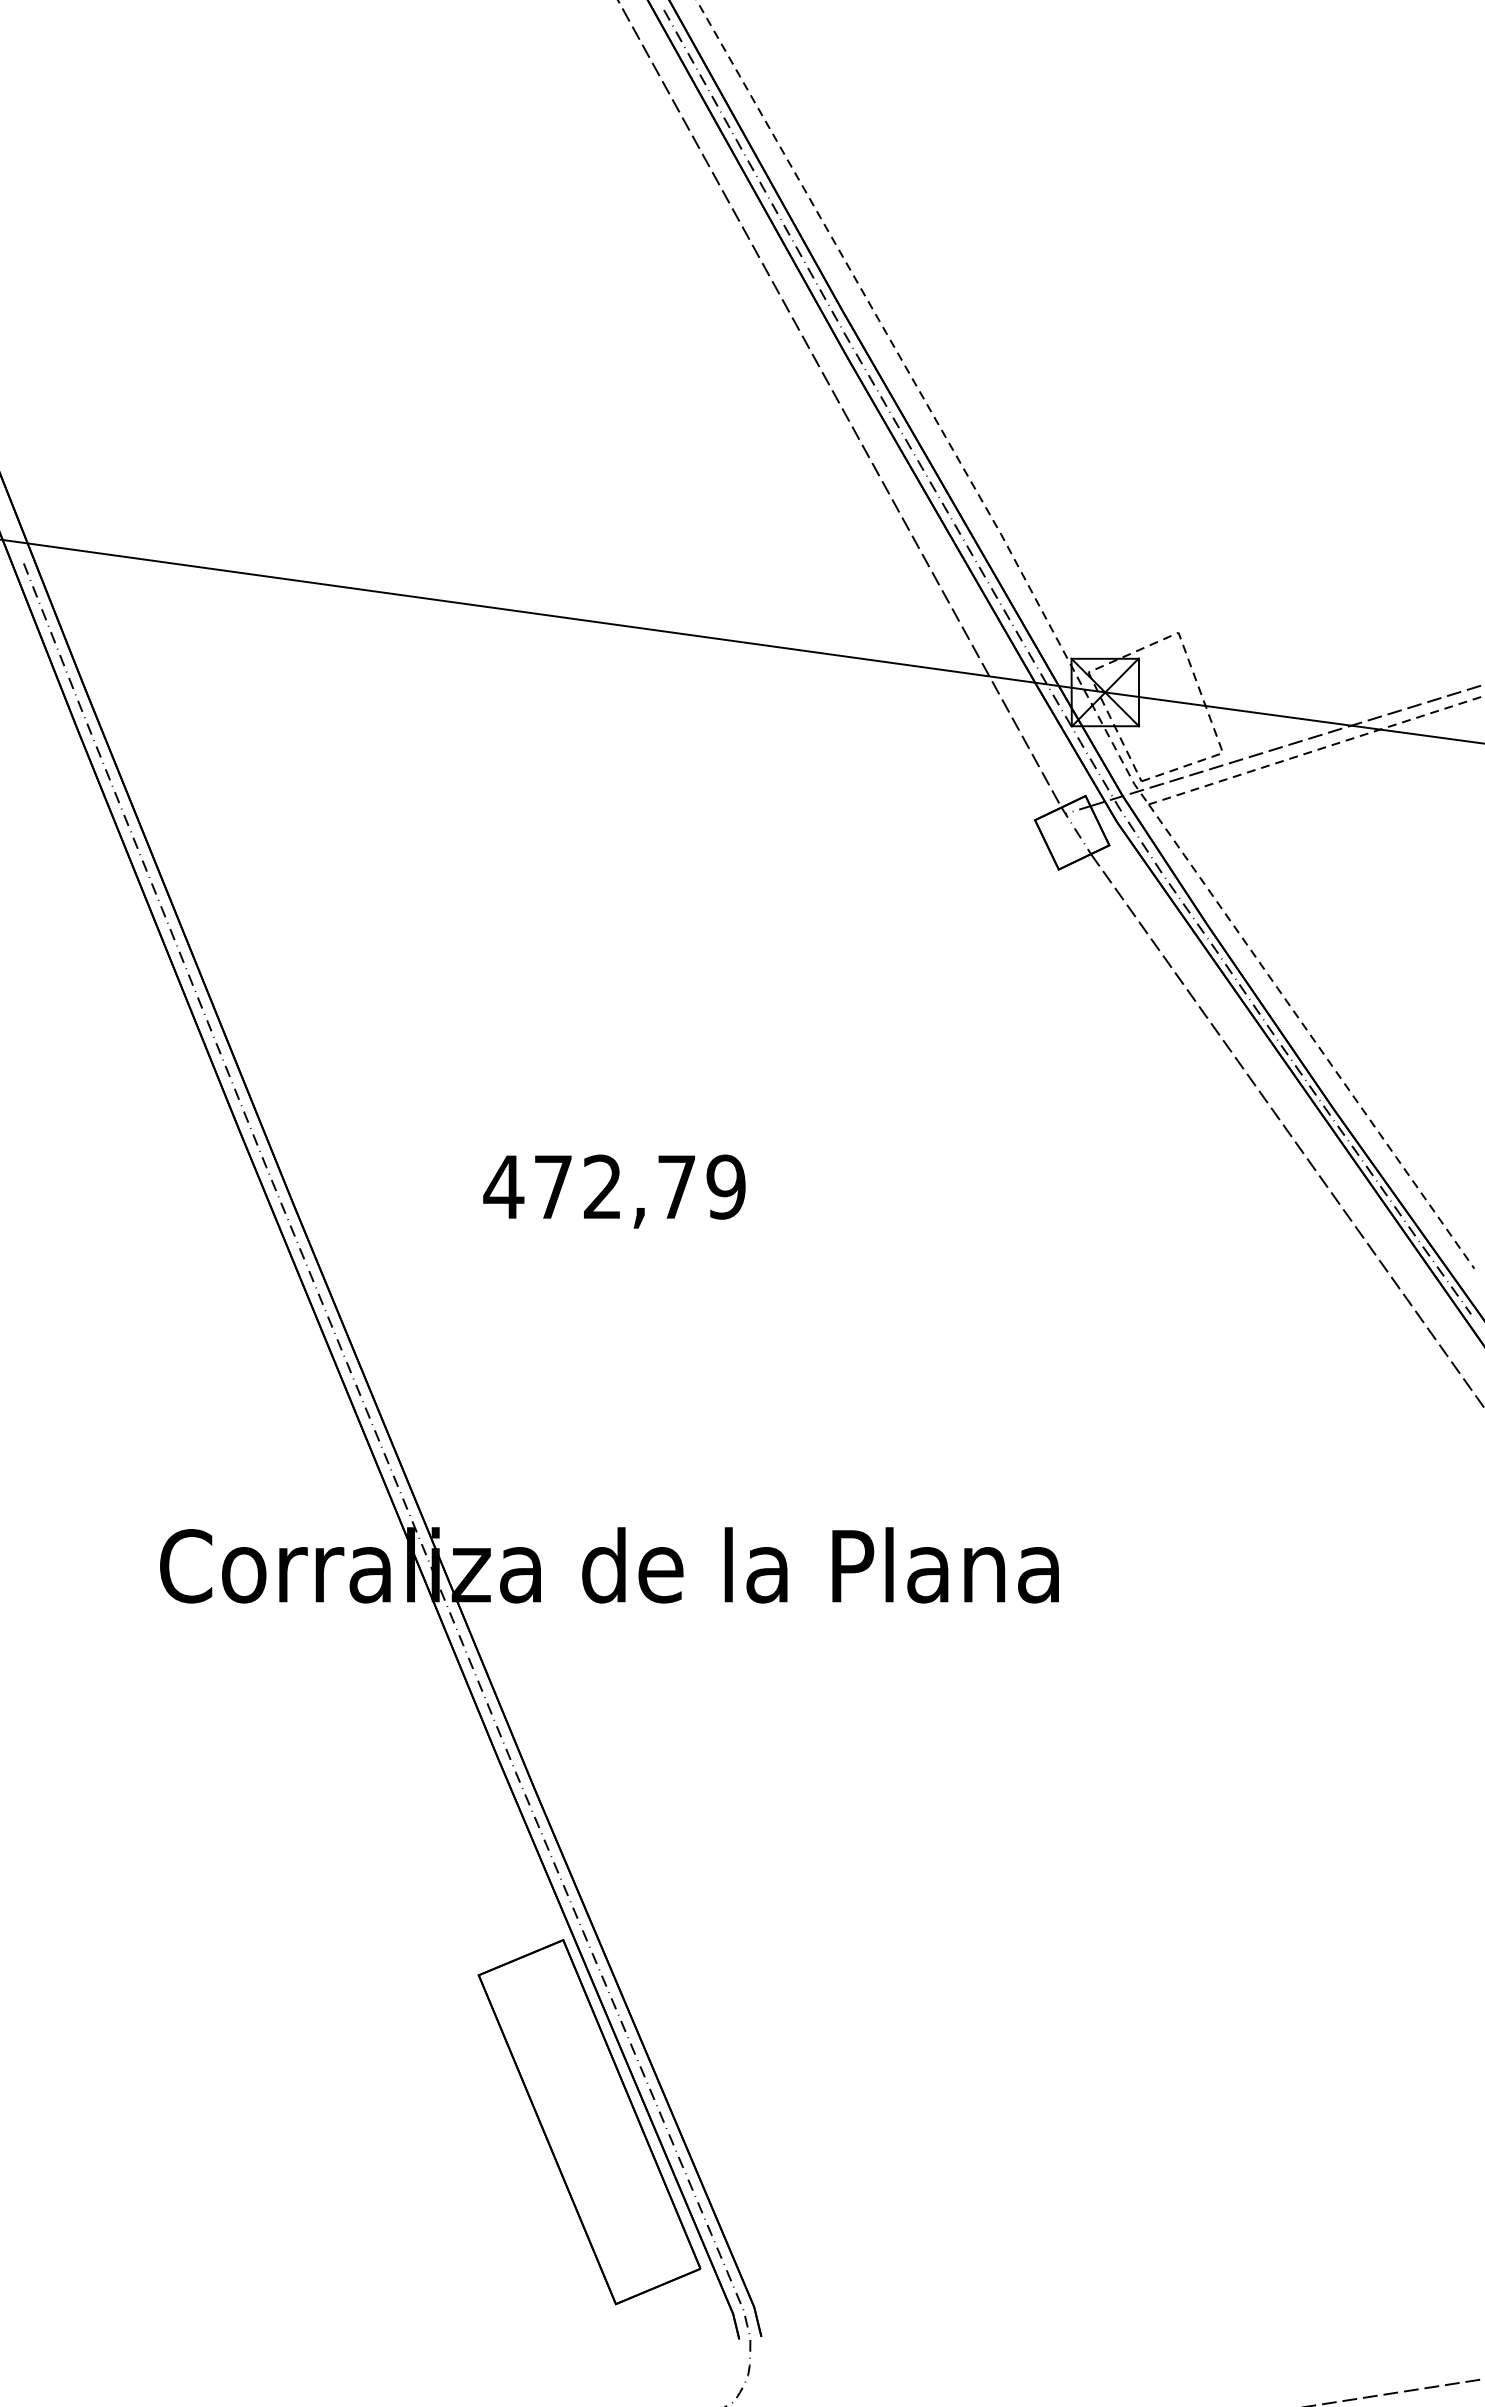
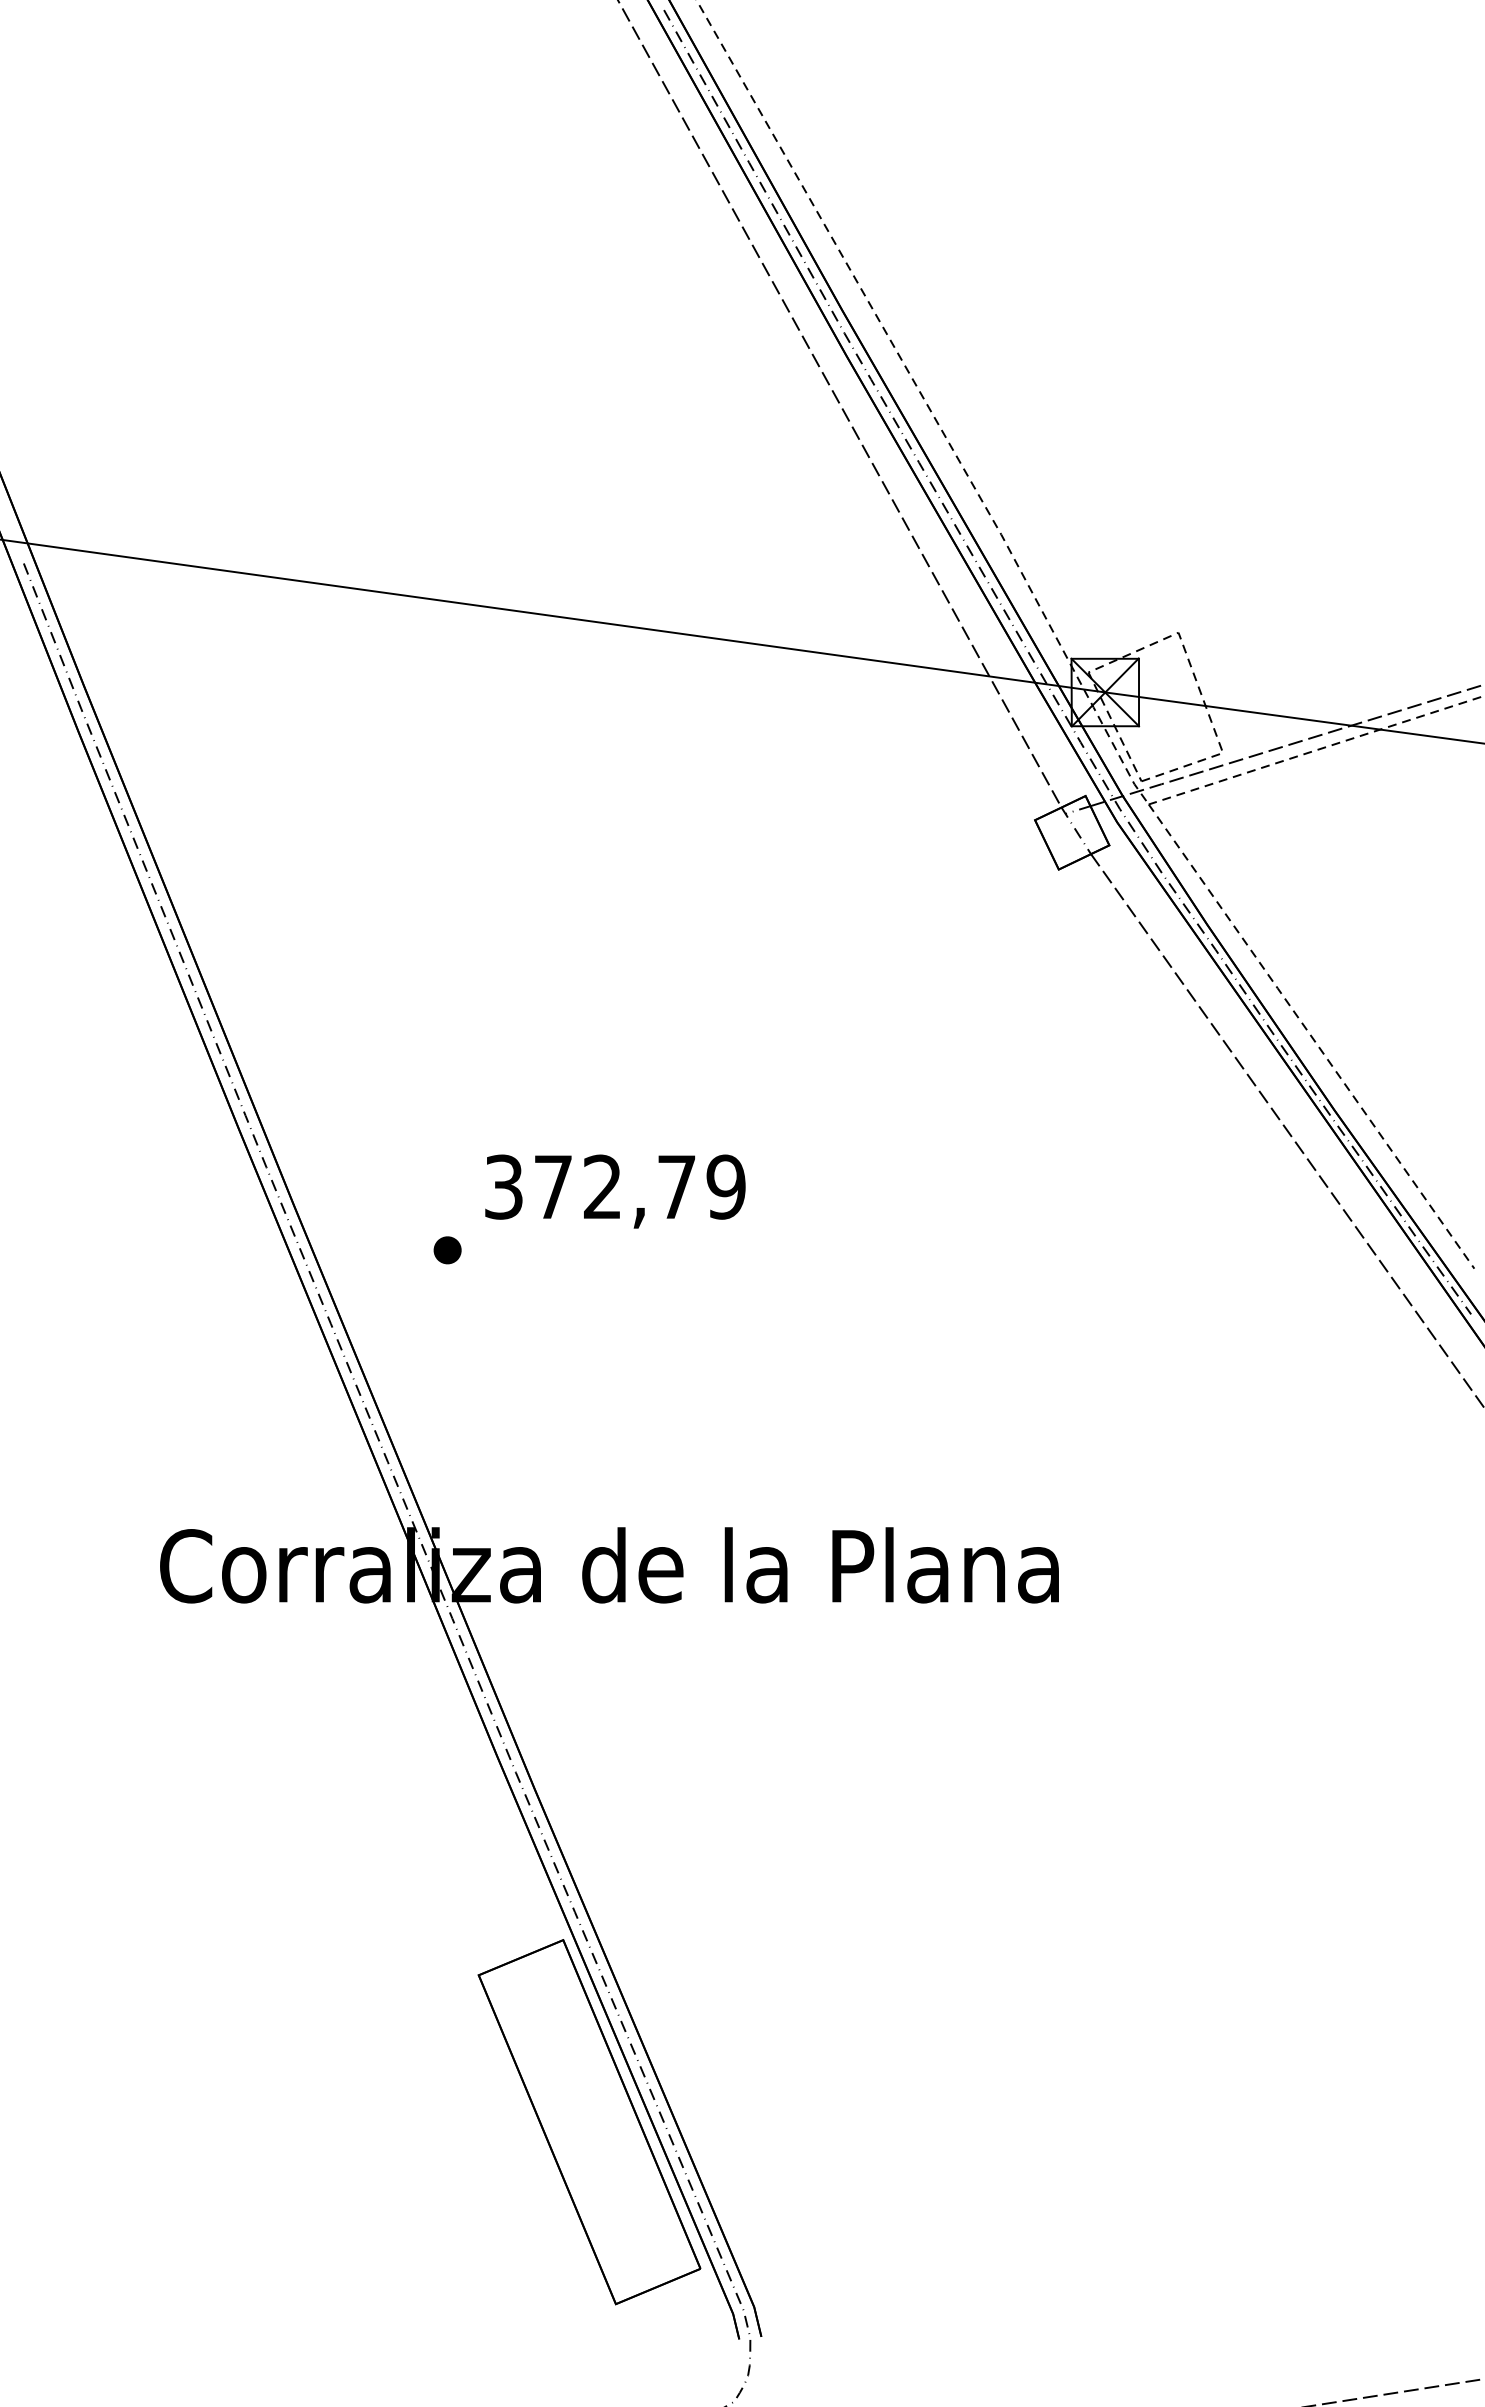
text: 472,79 -> 372,79 (503, 1186)
part: none -> present (447, 1250)
